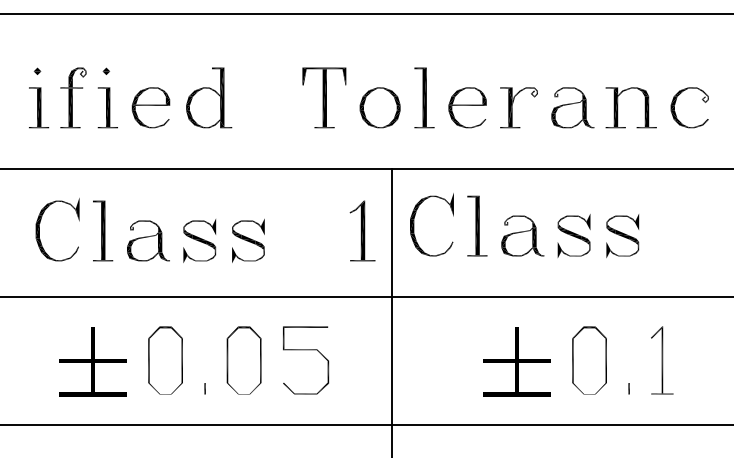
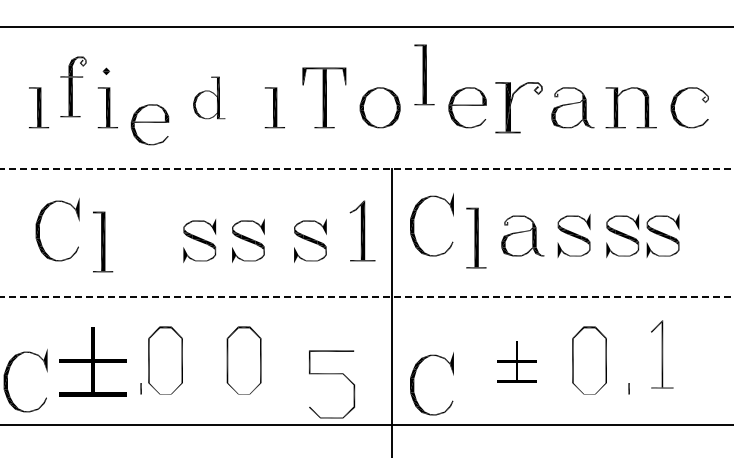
line position: (366, 13) -> (366, 26) (366, 26)
part: present -> none (37, 70)
part position: (73, 97) -> (73, 86) (73, 86)
part size: 47x62 px -> 33x44 px (209, 97)
part position: (424, 97) -> (424, 74) (424, 74)
part position: (150, 107) -> (149, 124) (149, 124)
part: none -> present (274, 107)
part size: 38x42 px -> 48x52 px (518, 107)
line: solid -> dashed (366, 168)
part position: (477, 225) -> (476, 237) (476, 237)
part position: (103, 230) -> (103, 241) (103, 241)
part: none -> present (662, 235)
part: present -> none (148, 240)
part: none -> present (310, 240)
line: solid -> dashed (366, 296)
part position: (306, 350) -> (332, 374) (332, 374)
part position: (662, 360) -> (662, 354) (662, 354)
part size: 68x70 px -> 40x42 px (516, 361)
part: none -> present (7, 380)
part: none -> present (414, 383)
line position: (204, 388) -> (140, 388) (140, 388)
